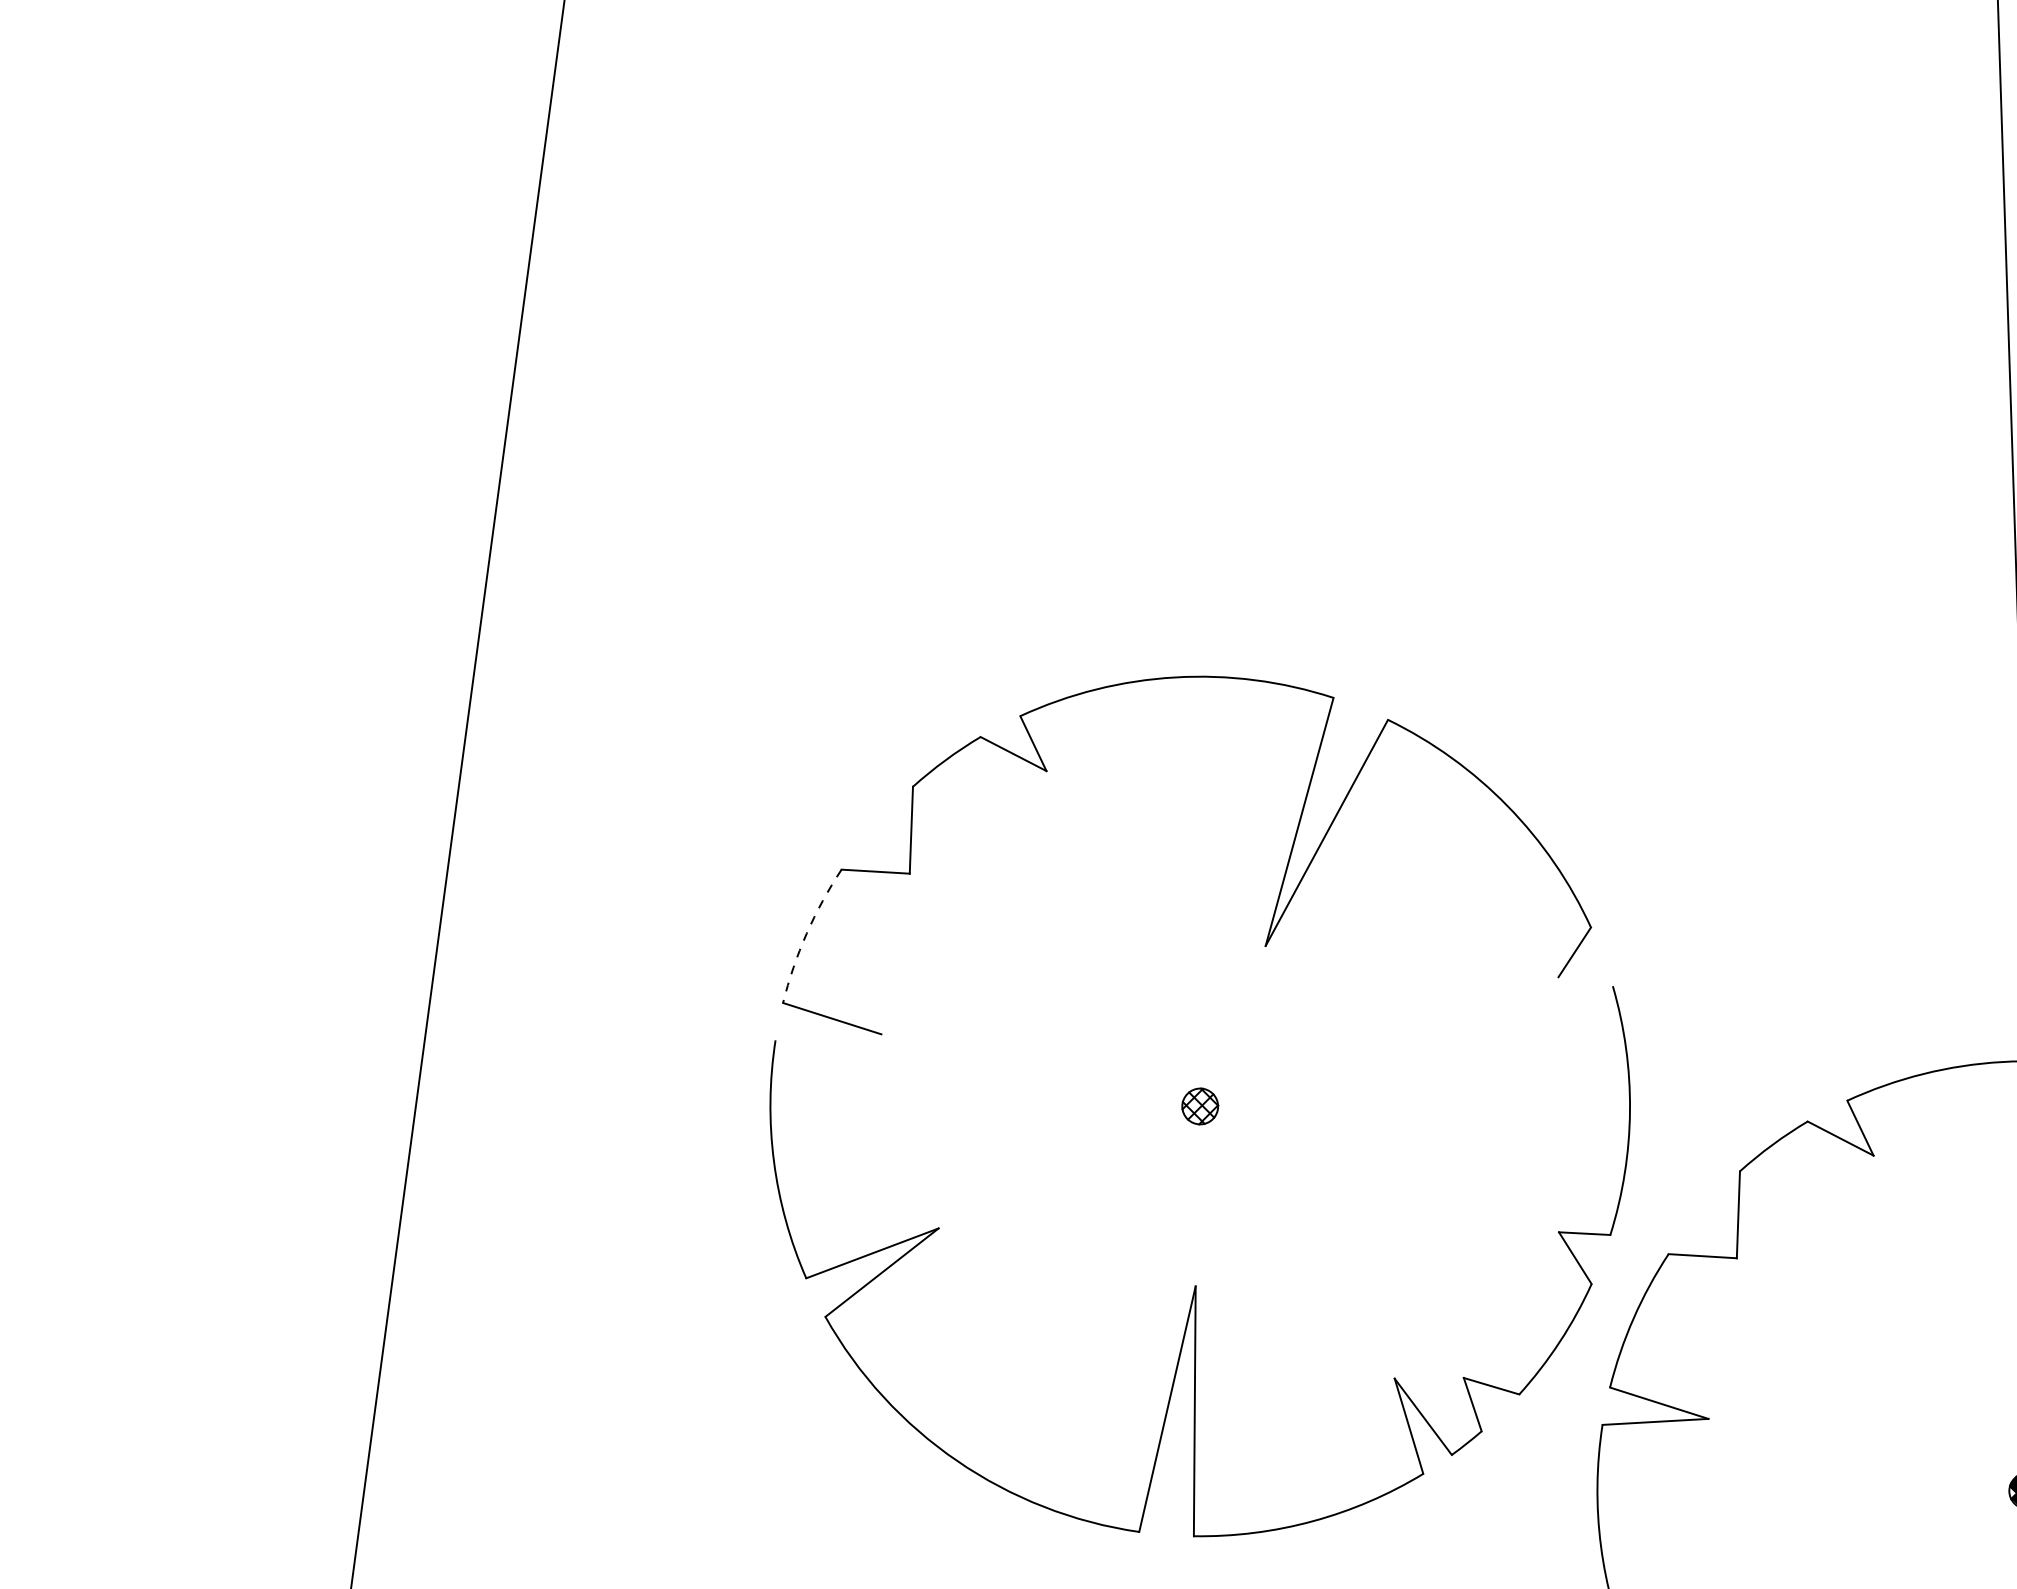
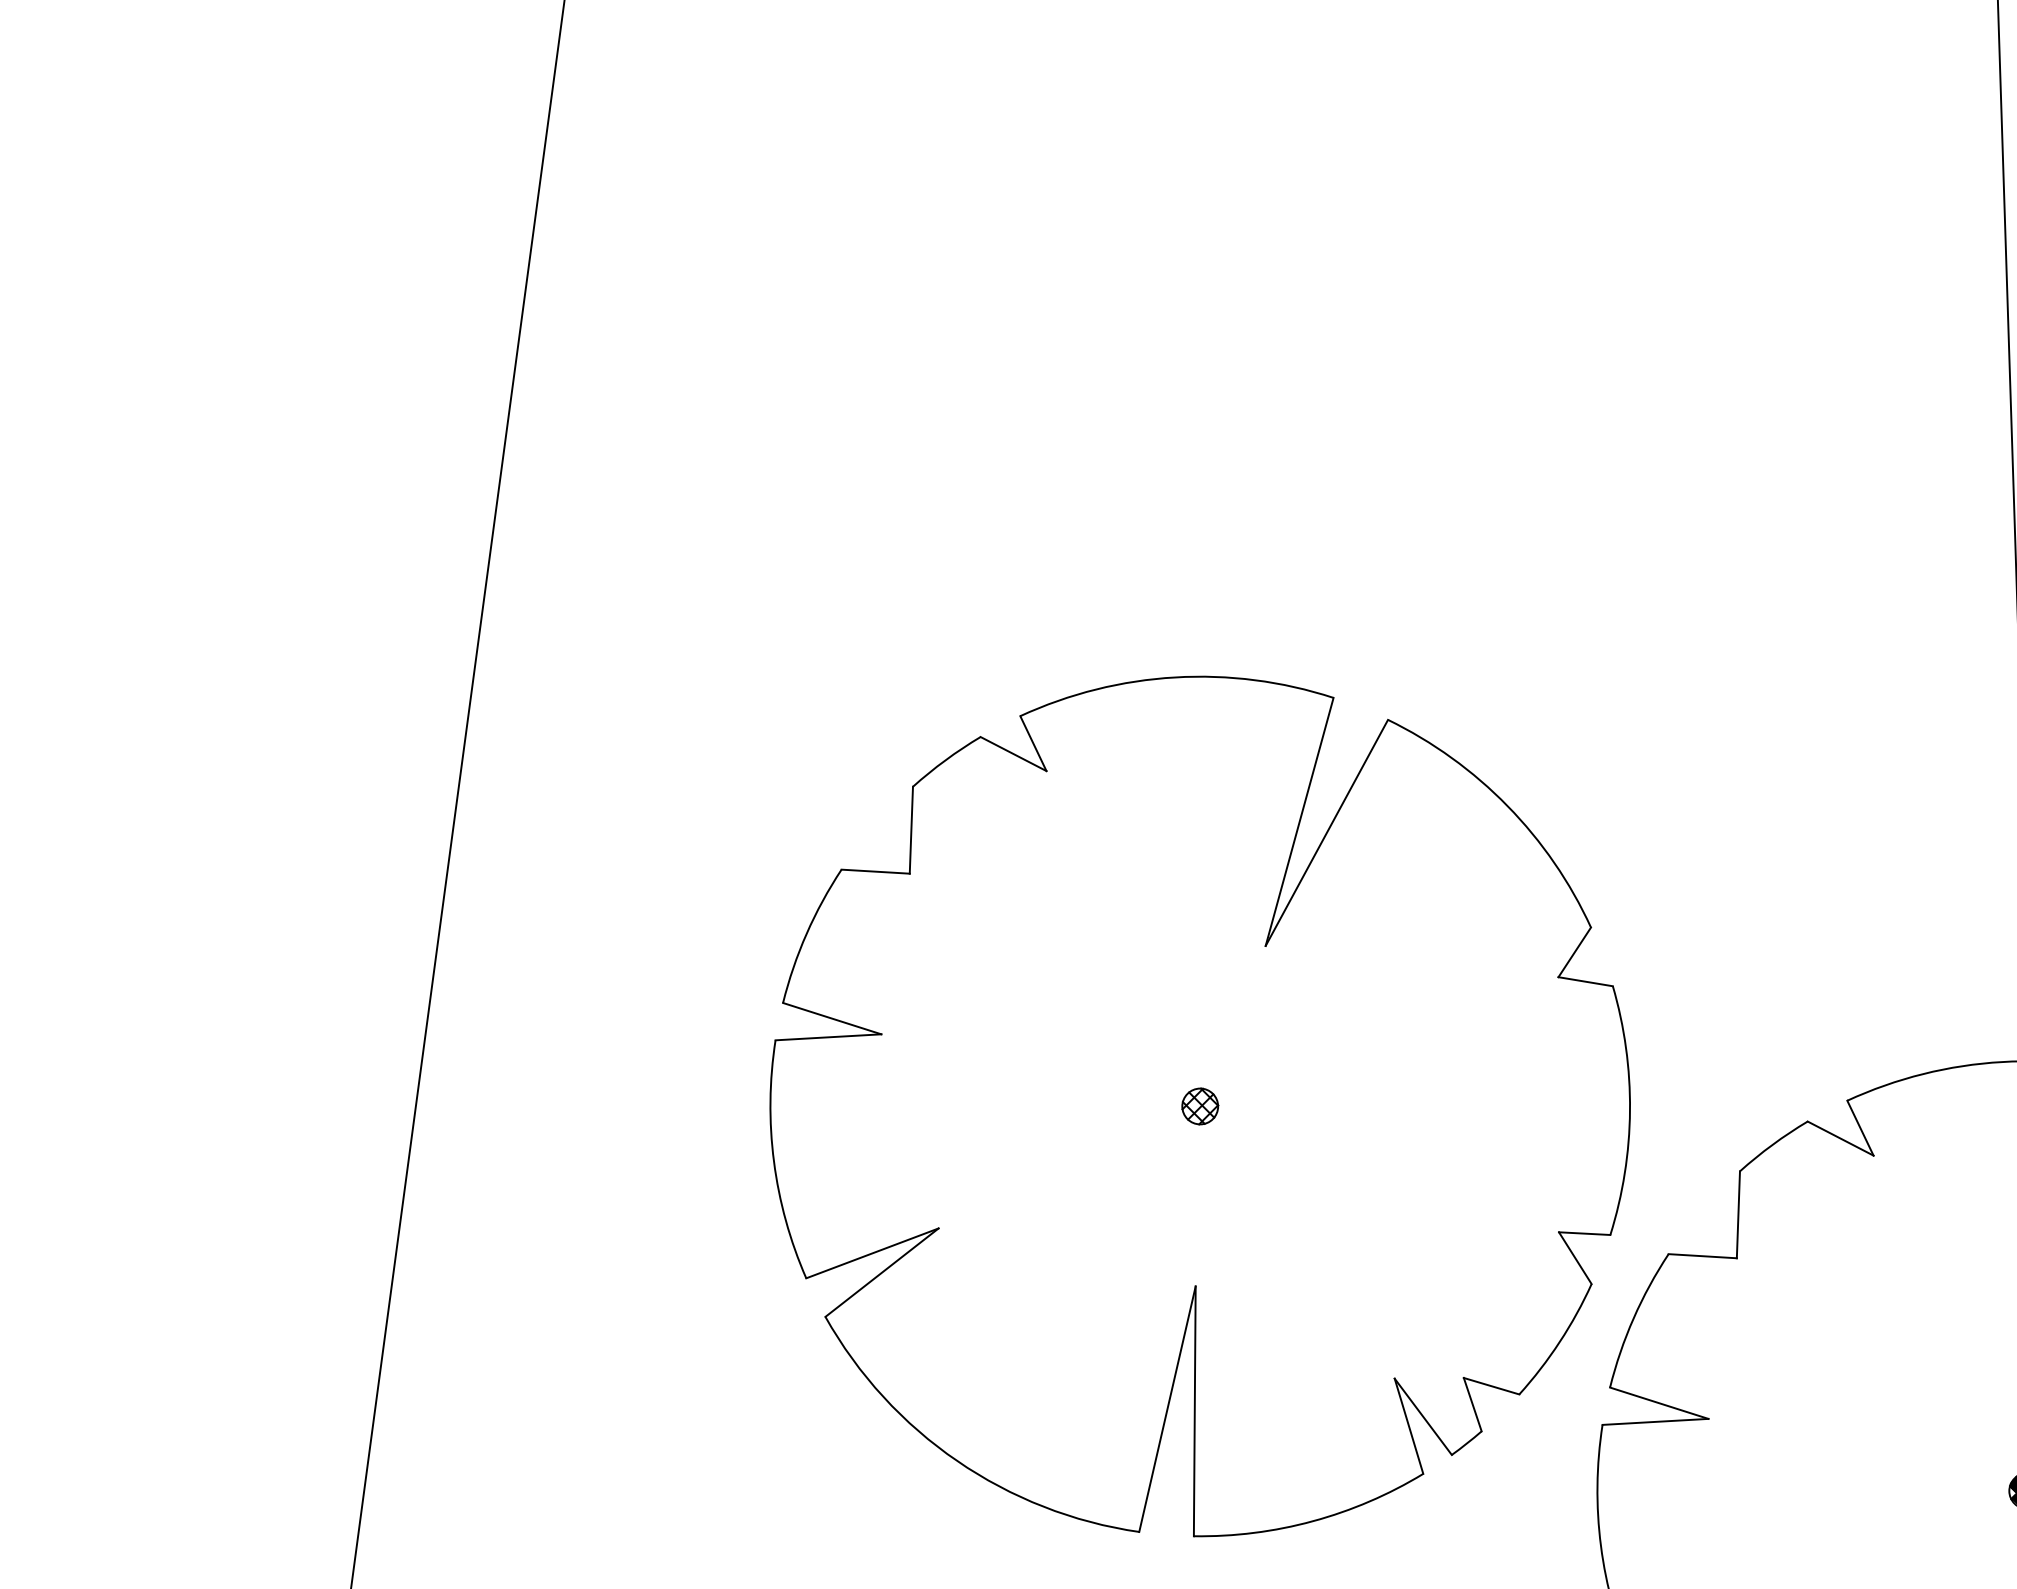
arc: dashed -> solid (806, 933)
line: none -> present (1585, 981)
line: none -> present (828, 1037)
